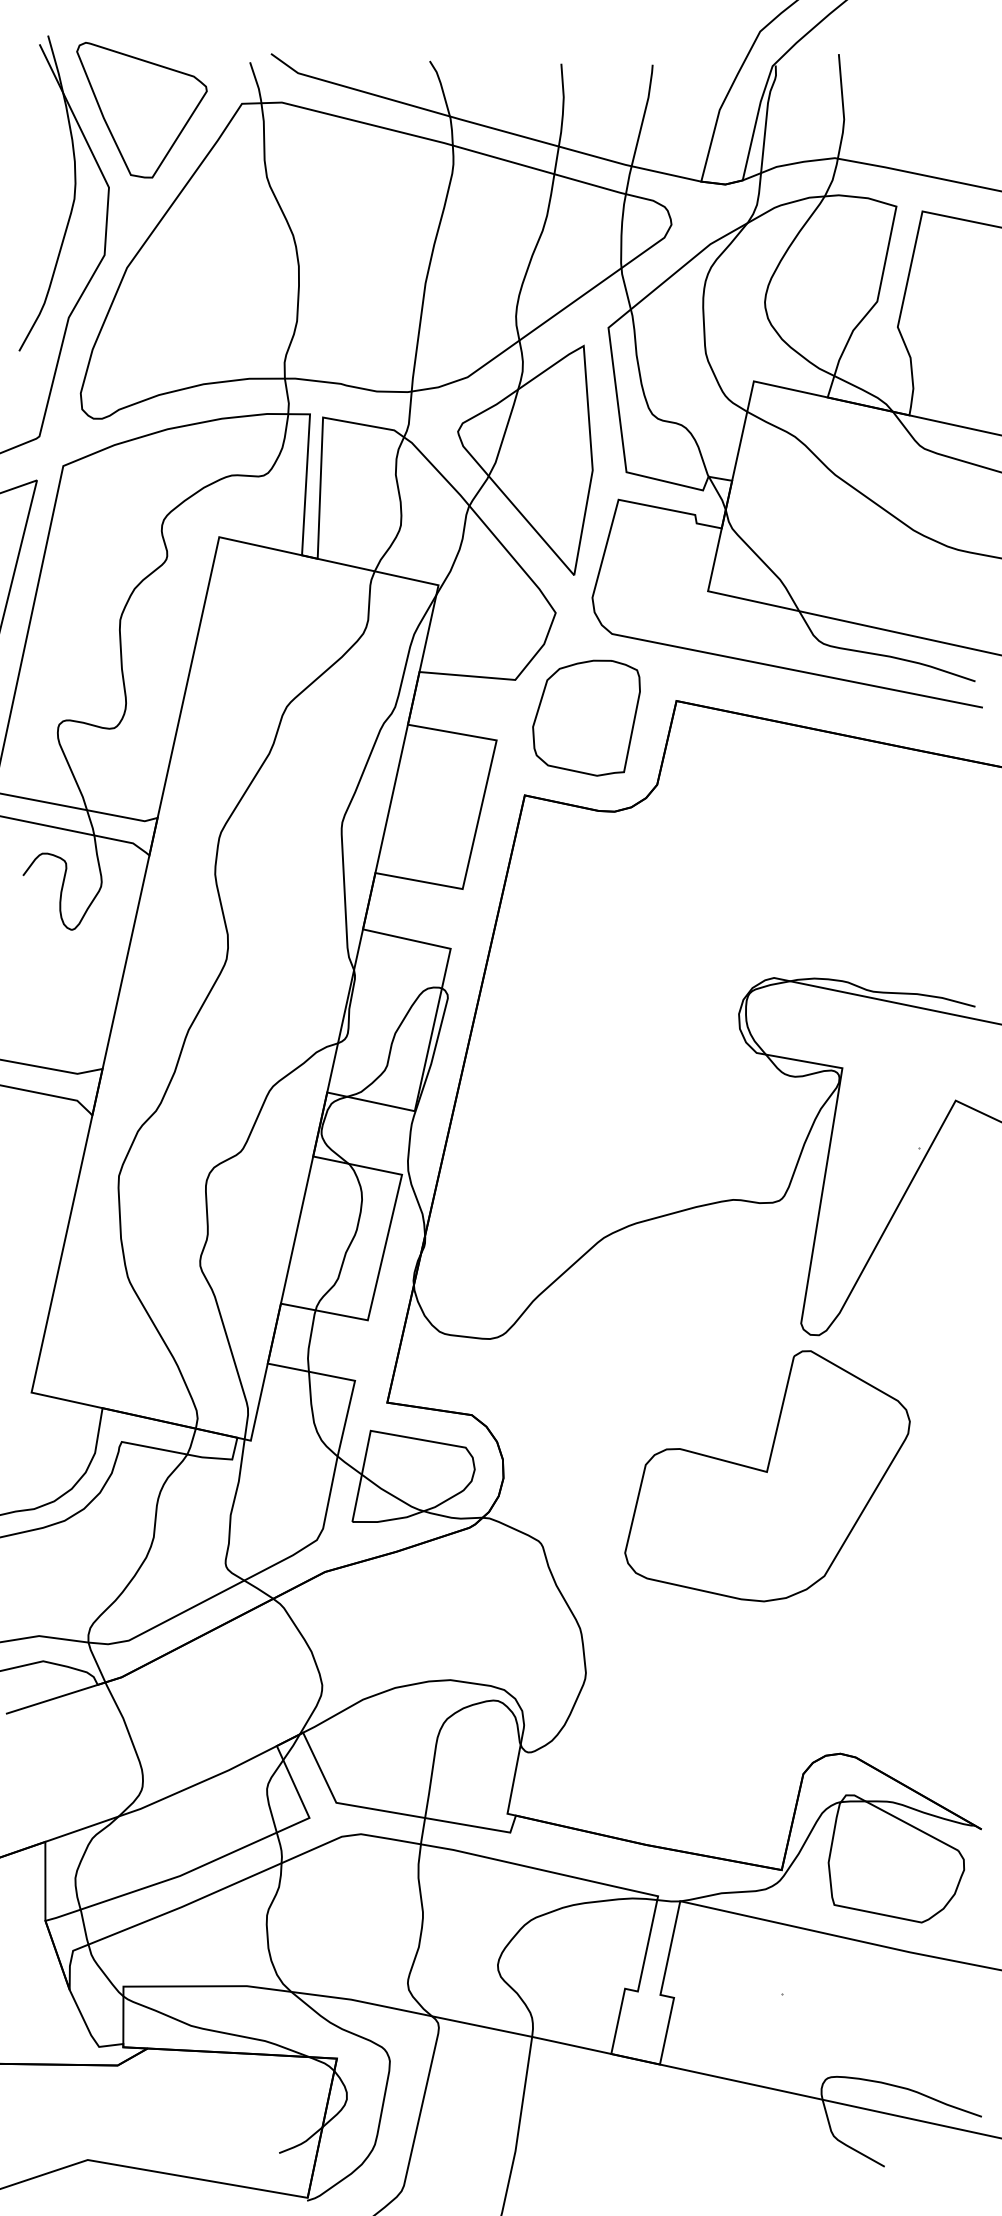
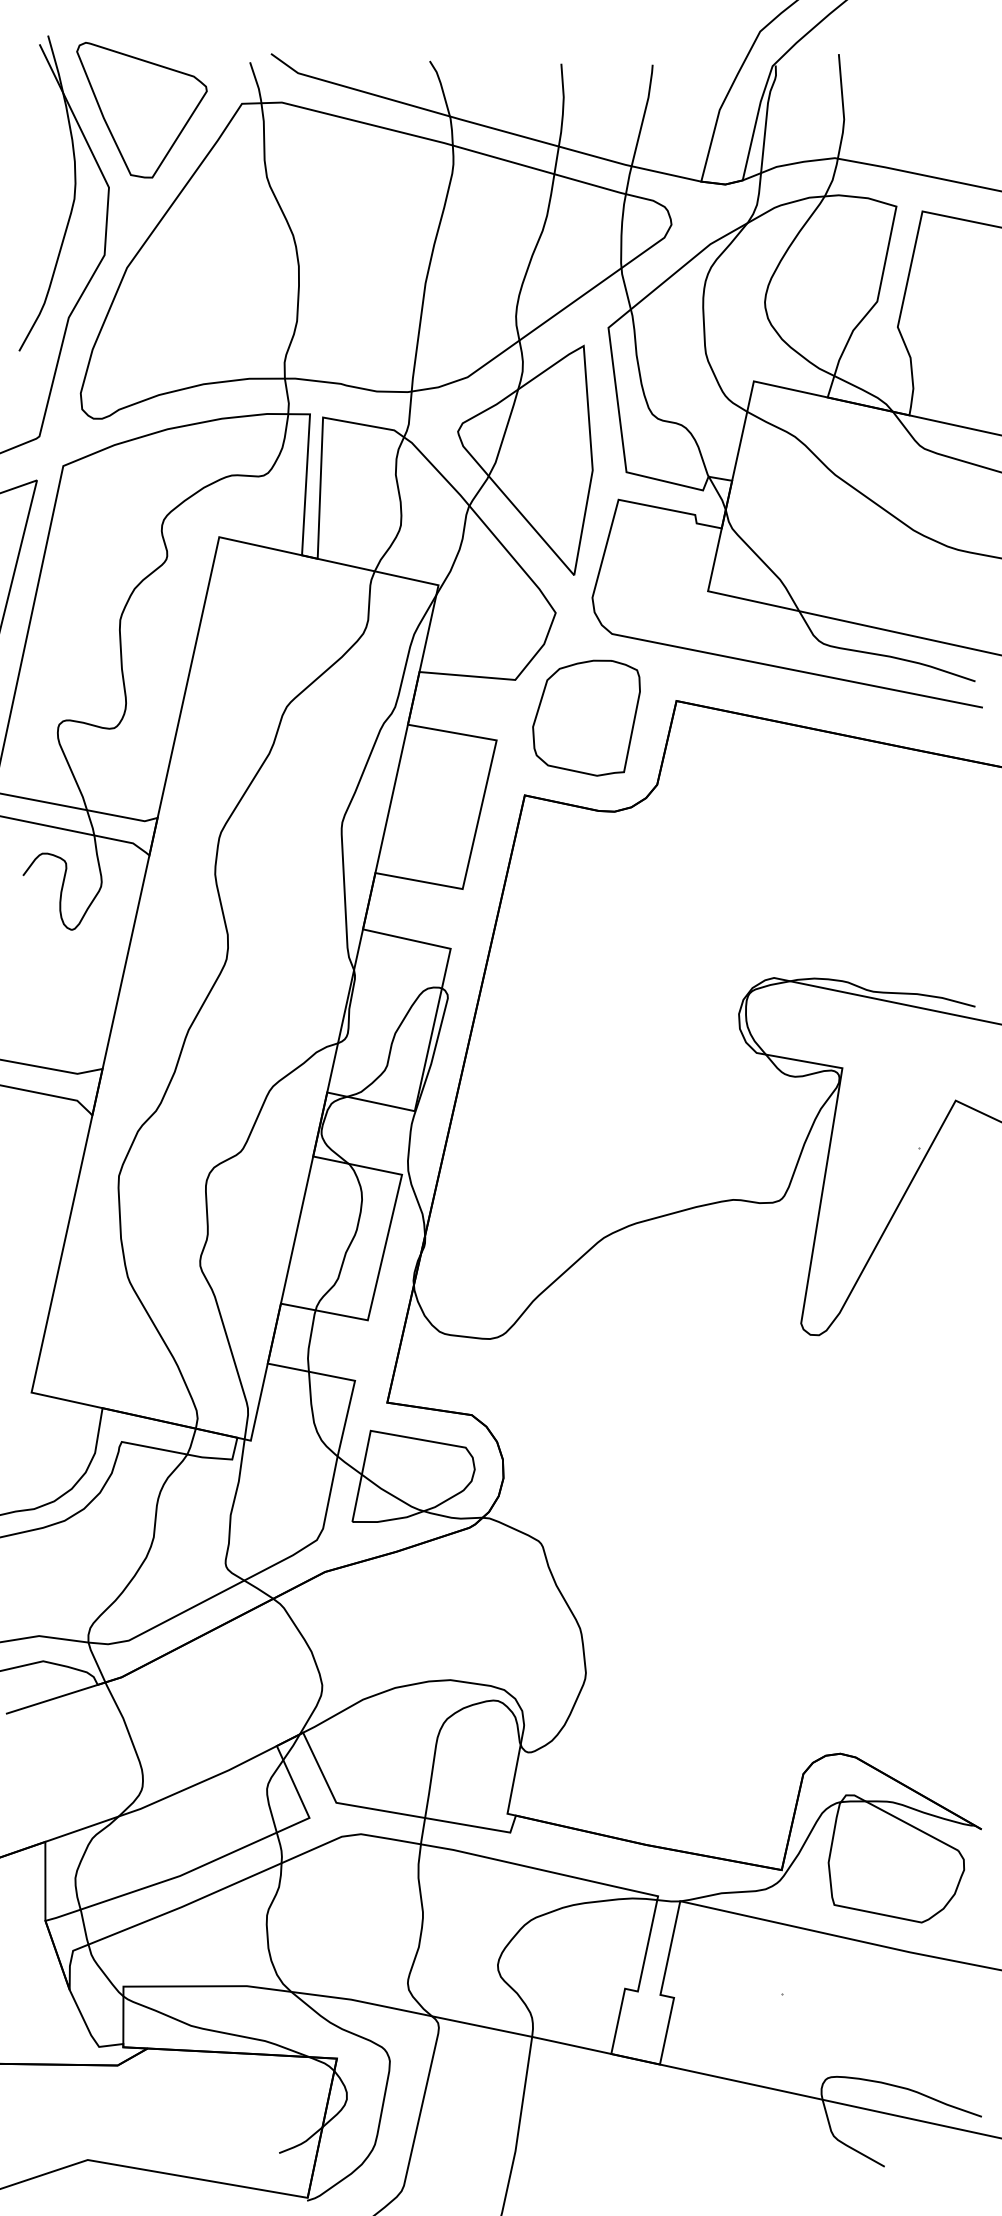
part: present -> none (767, 1476)
